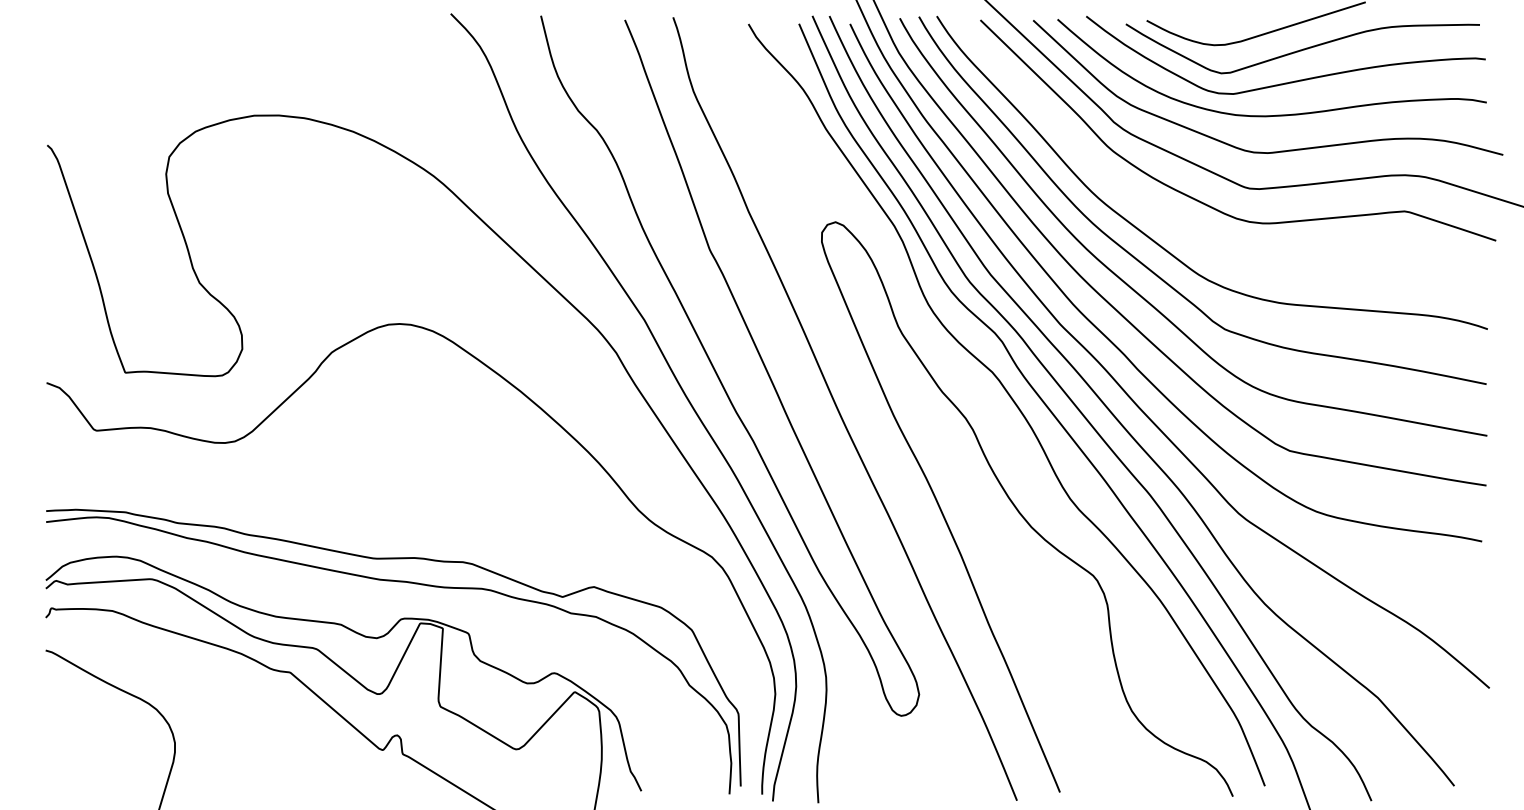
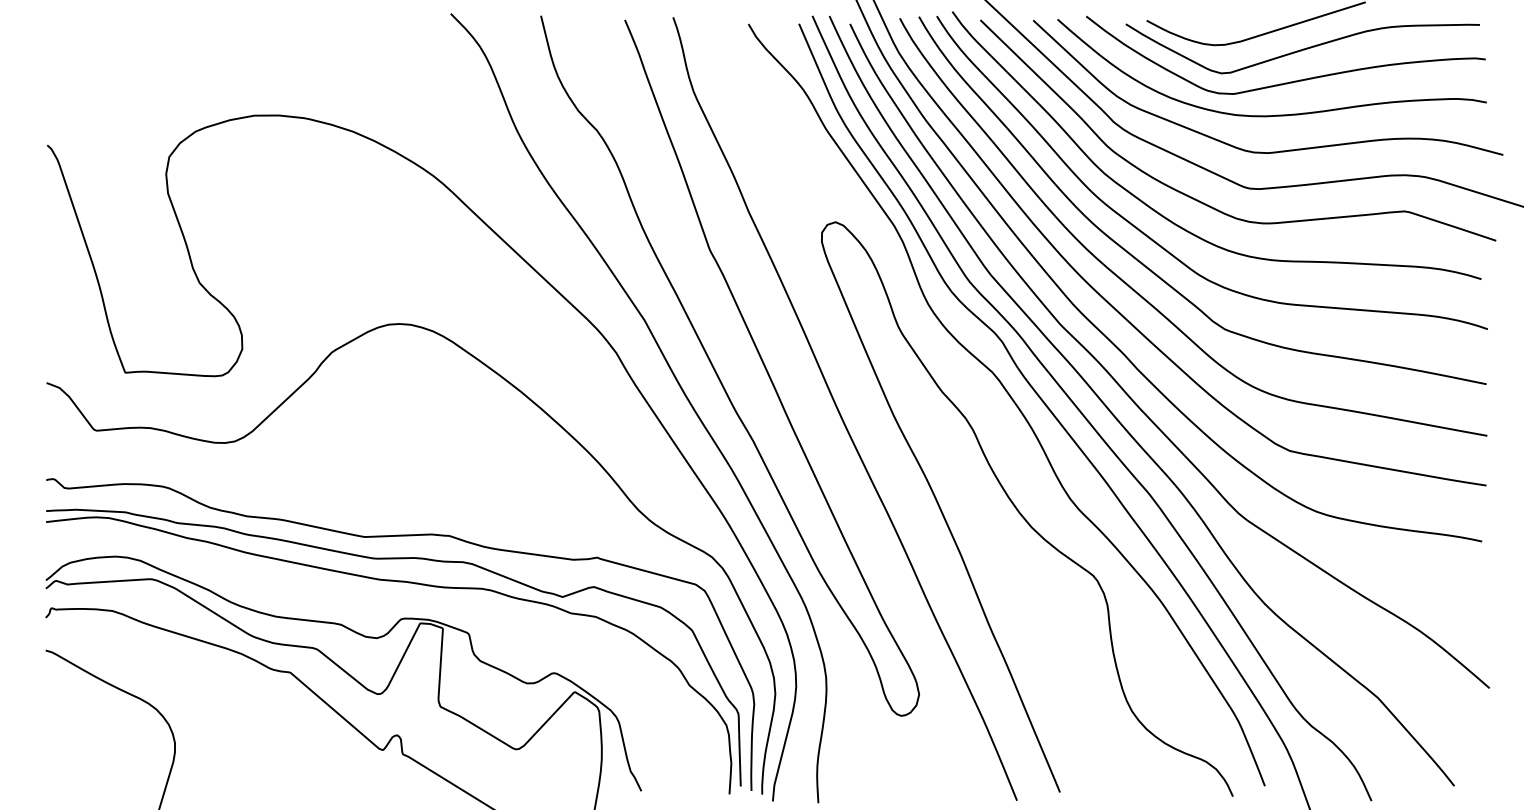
curve: none -> present (1168, 218)
curve: none -> present (387, 537)
